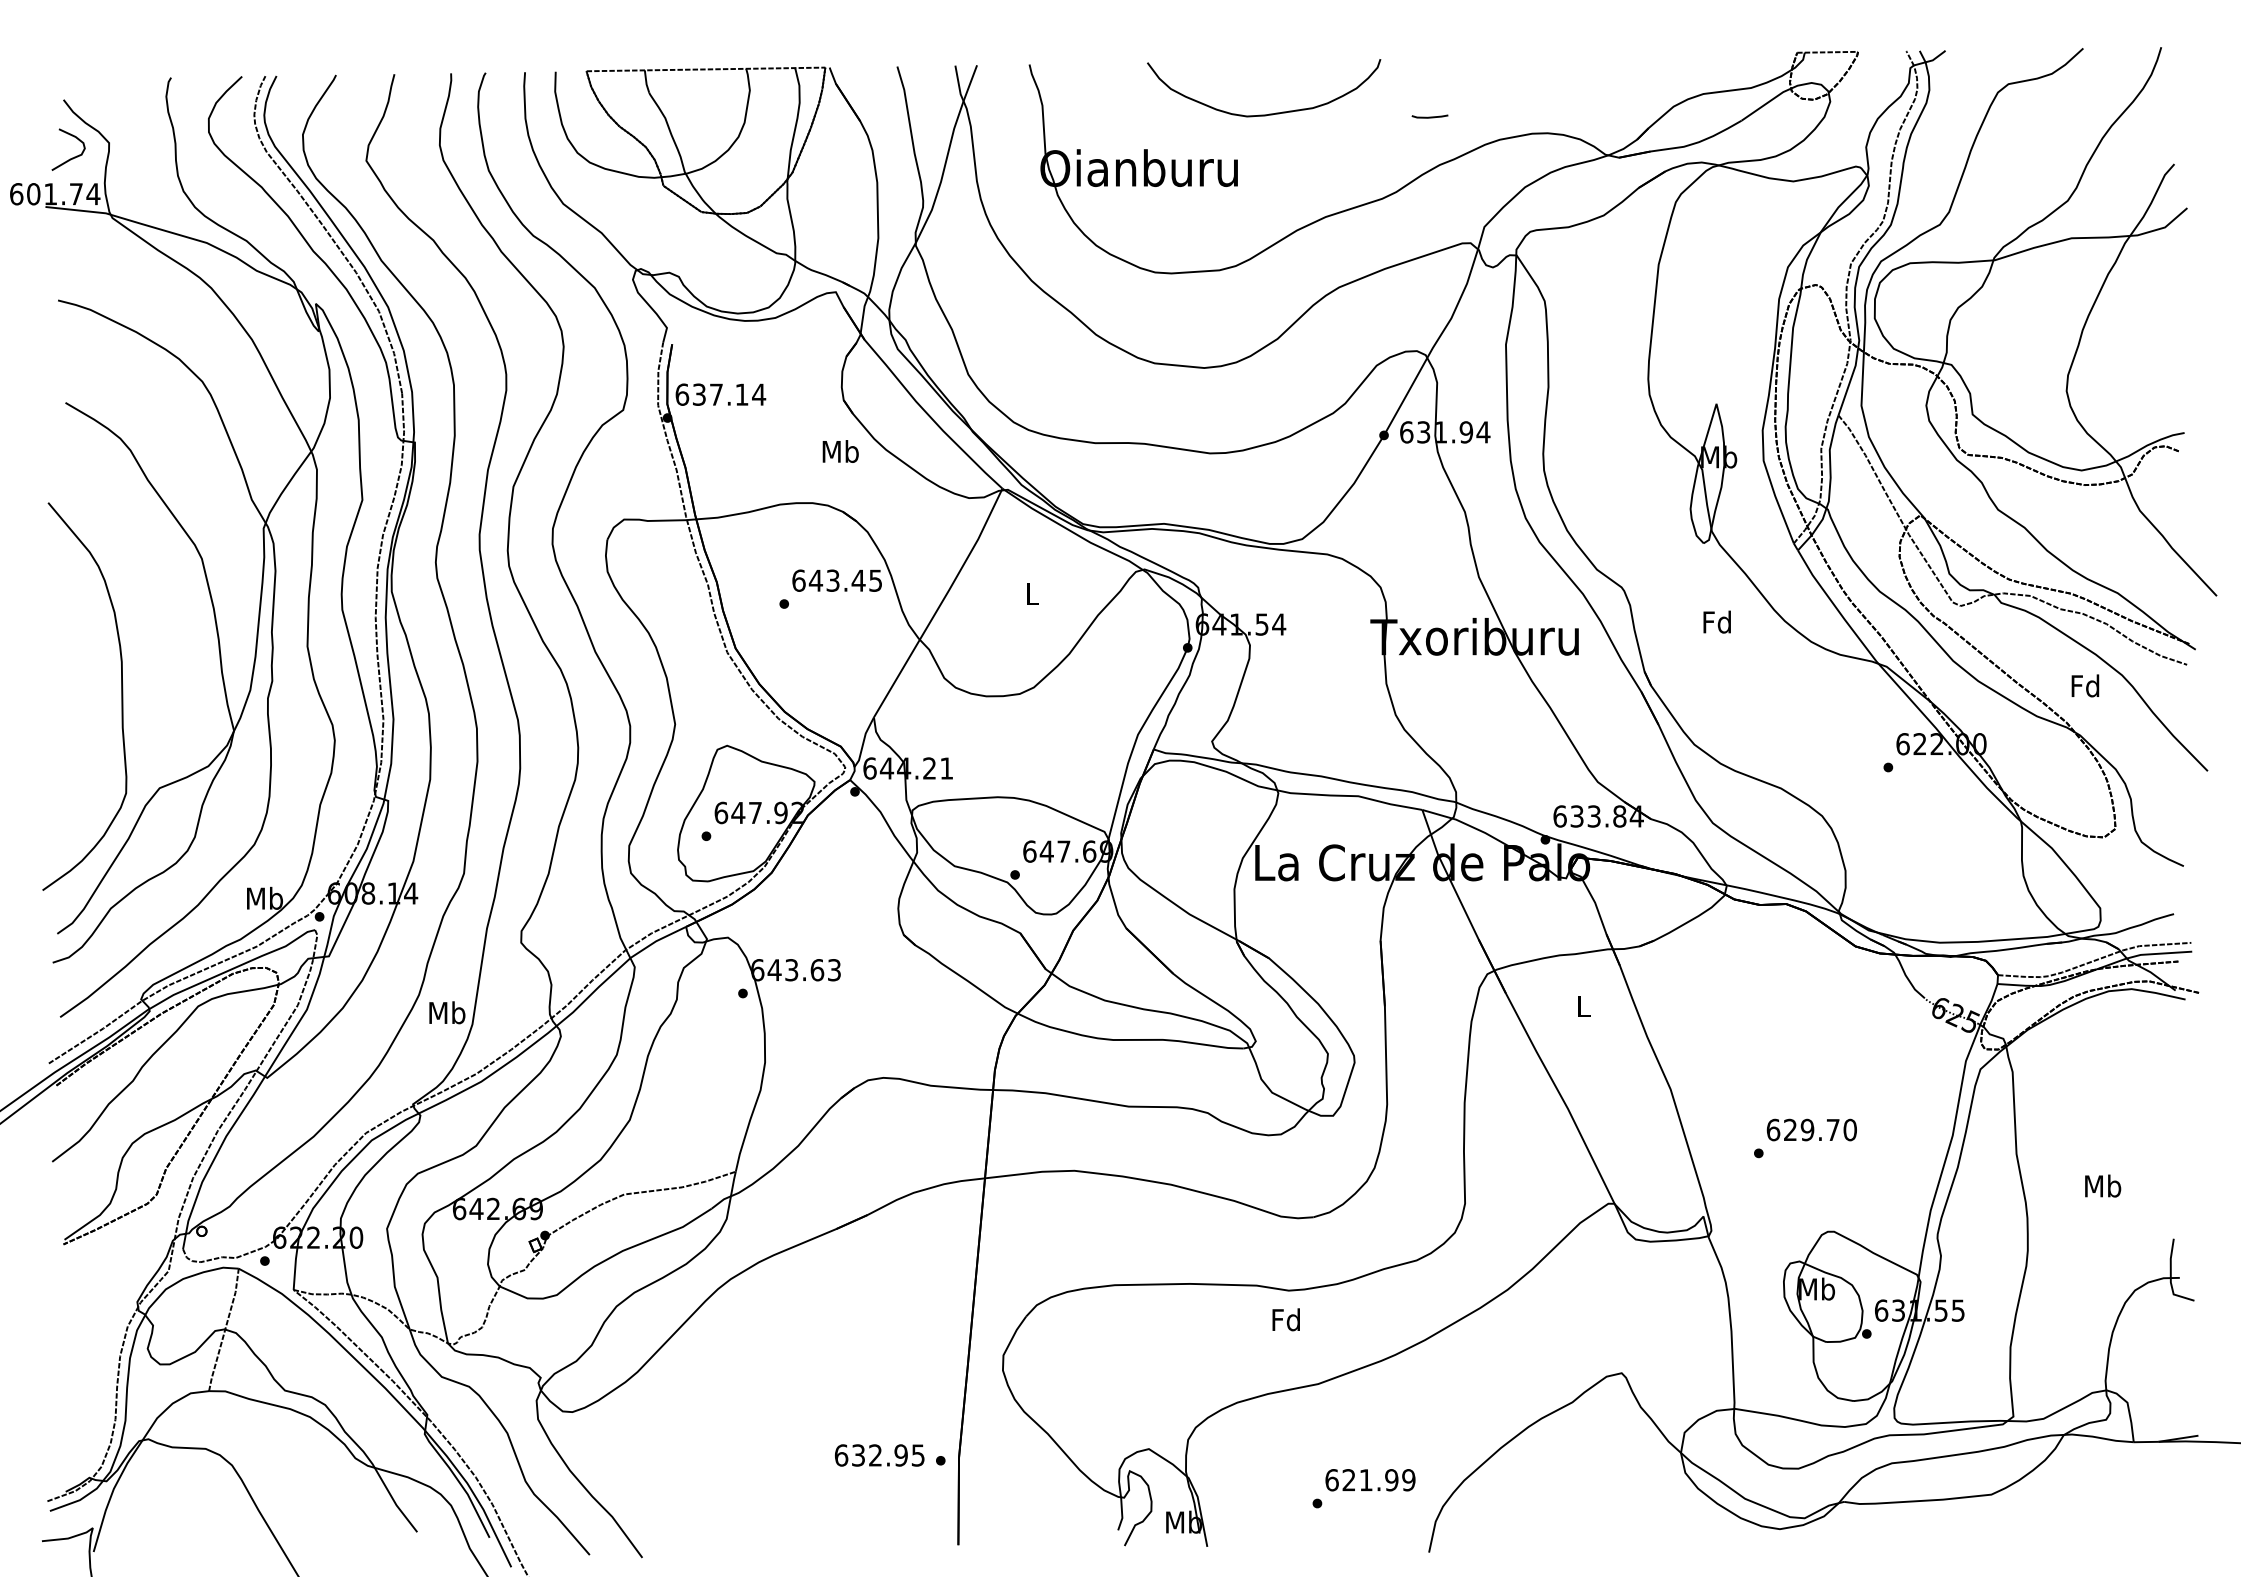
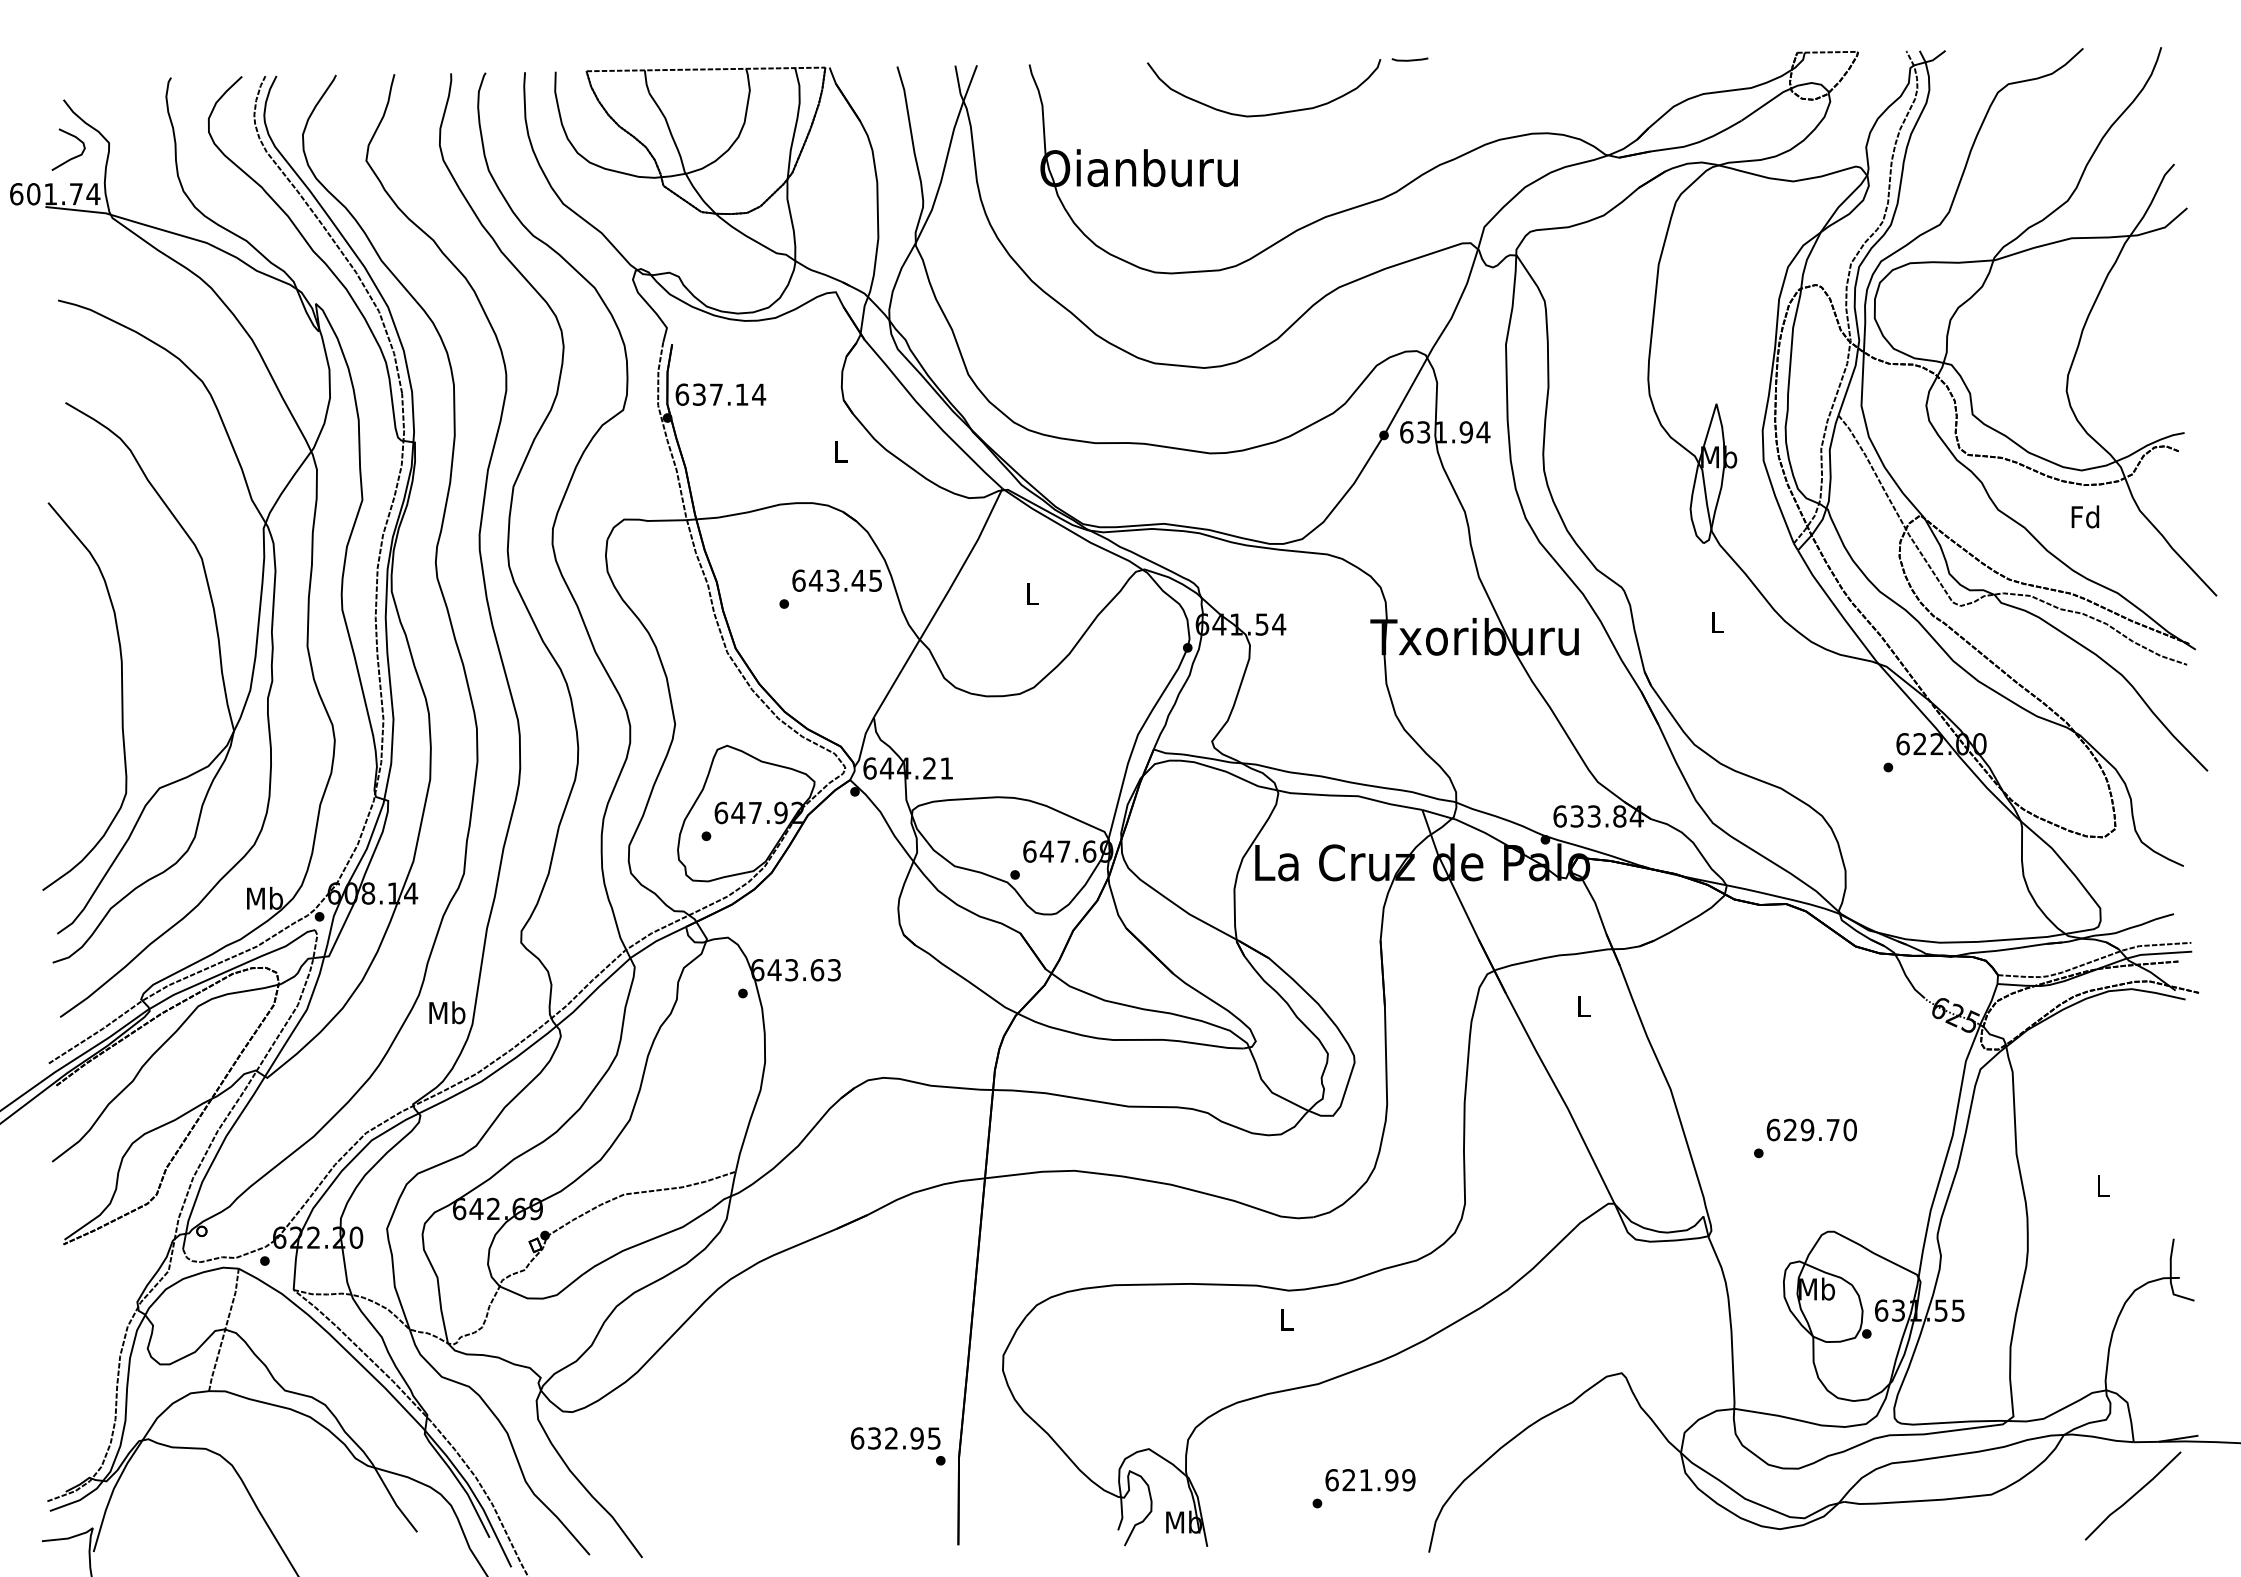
line position: (1429, 116) -> (1409, 59) (1409, 59)
text: Mb -> L (840, 451)
text: Fd -> L (1716, 621)
text position: (2085, 685) -> (2085, 516) (2085, 516)
text: Mb -> L (2103, 1185)
text: Fd -> L (1285, 1319)
text position: (879, 1455) -> (895, 1438) (895, 1438)
line: none -> present (2132, 1495)
